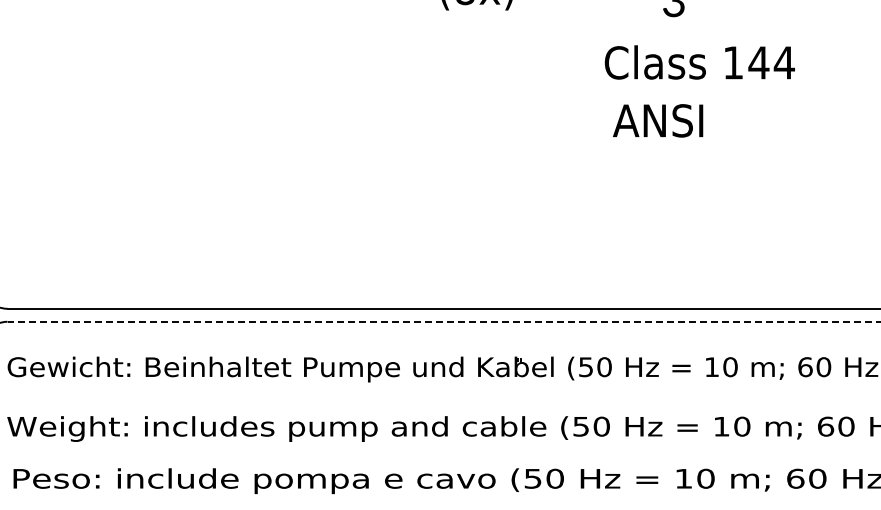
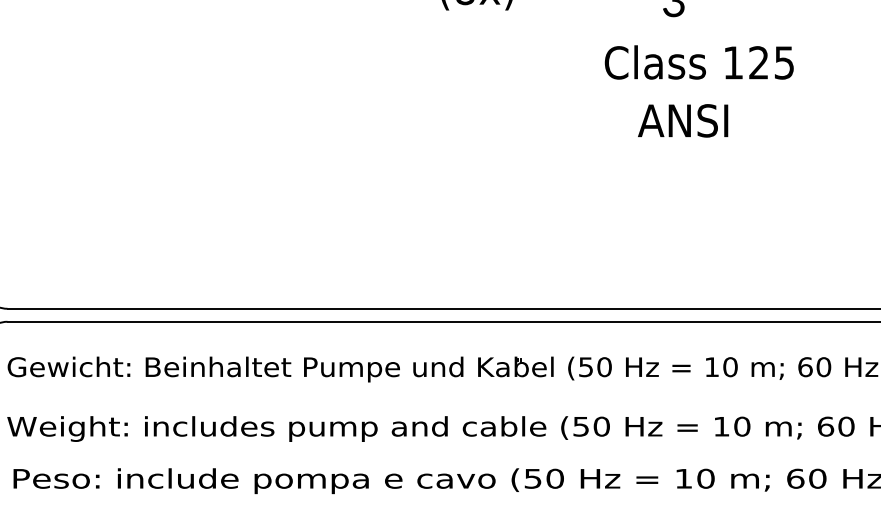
text: 144 -> 125 (771, 62)
text position: (658, 120) -> (683, 120) (683, 120)
line: dashed -> solid (443, 321)
